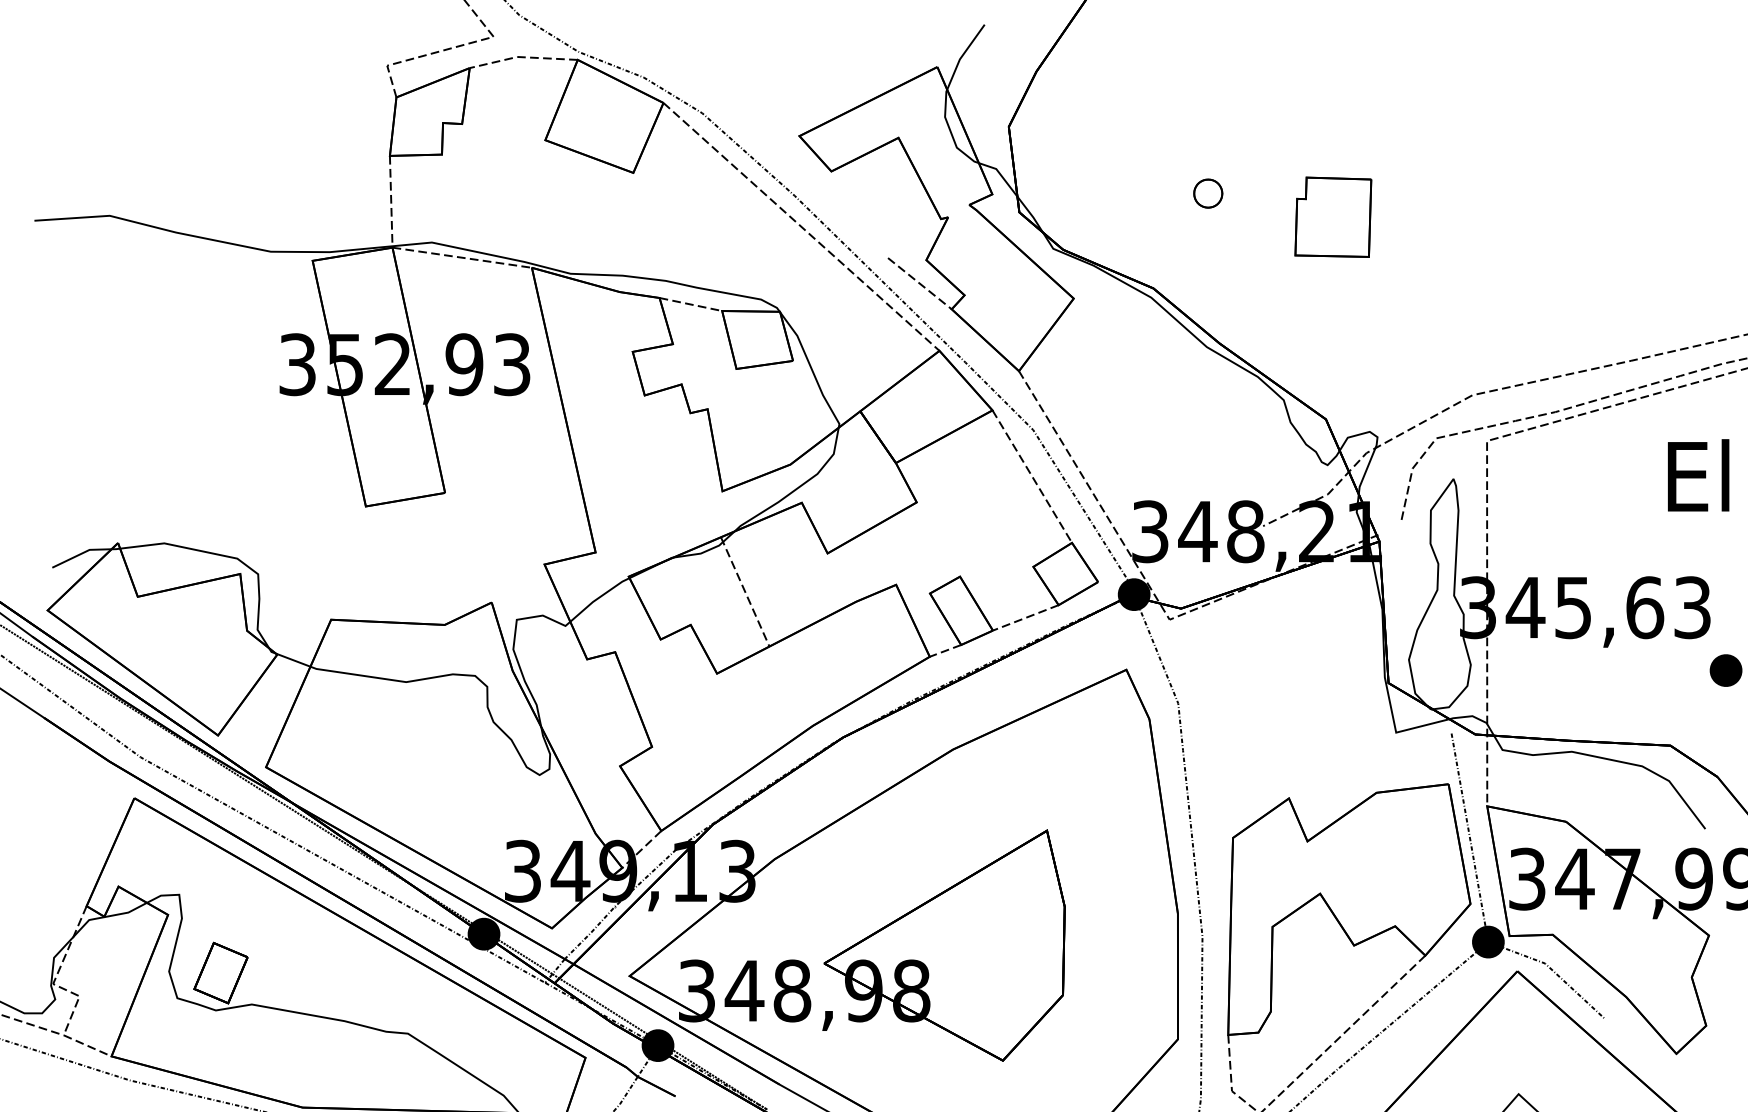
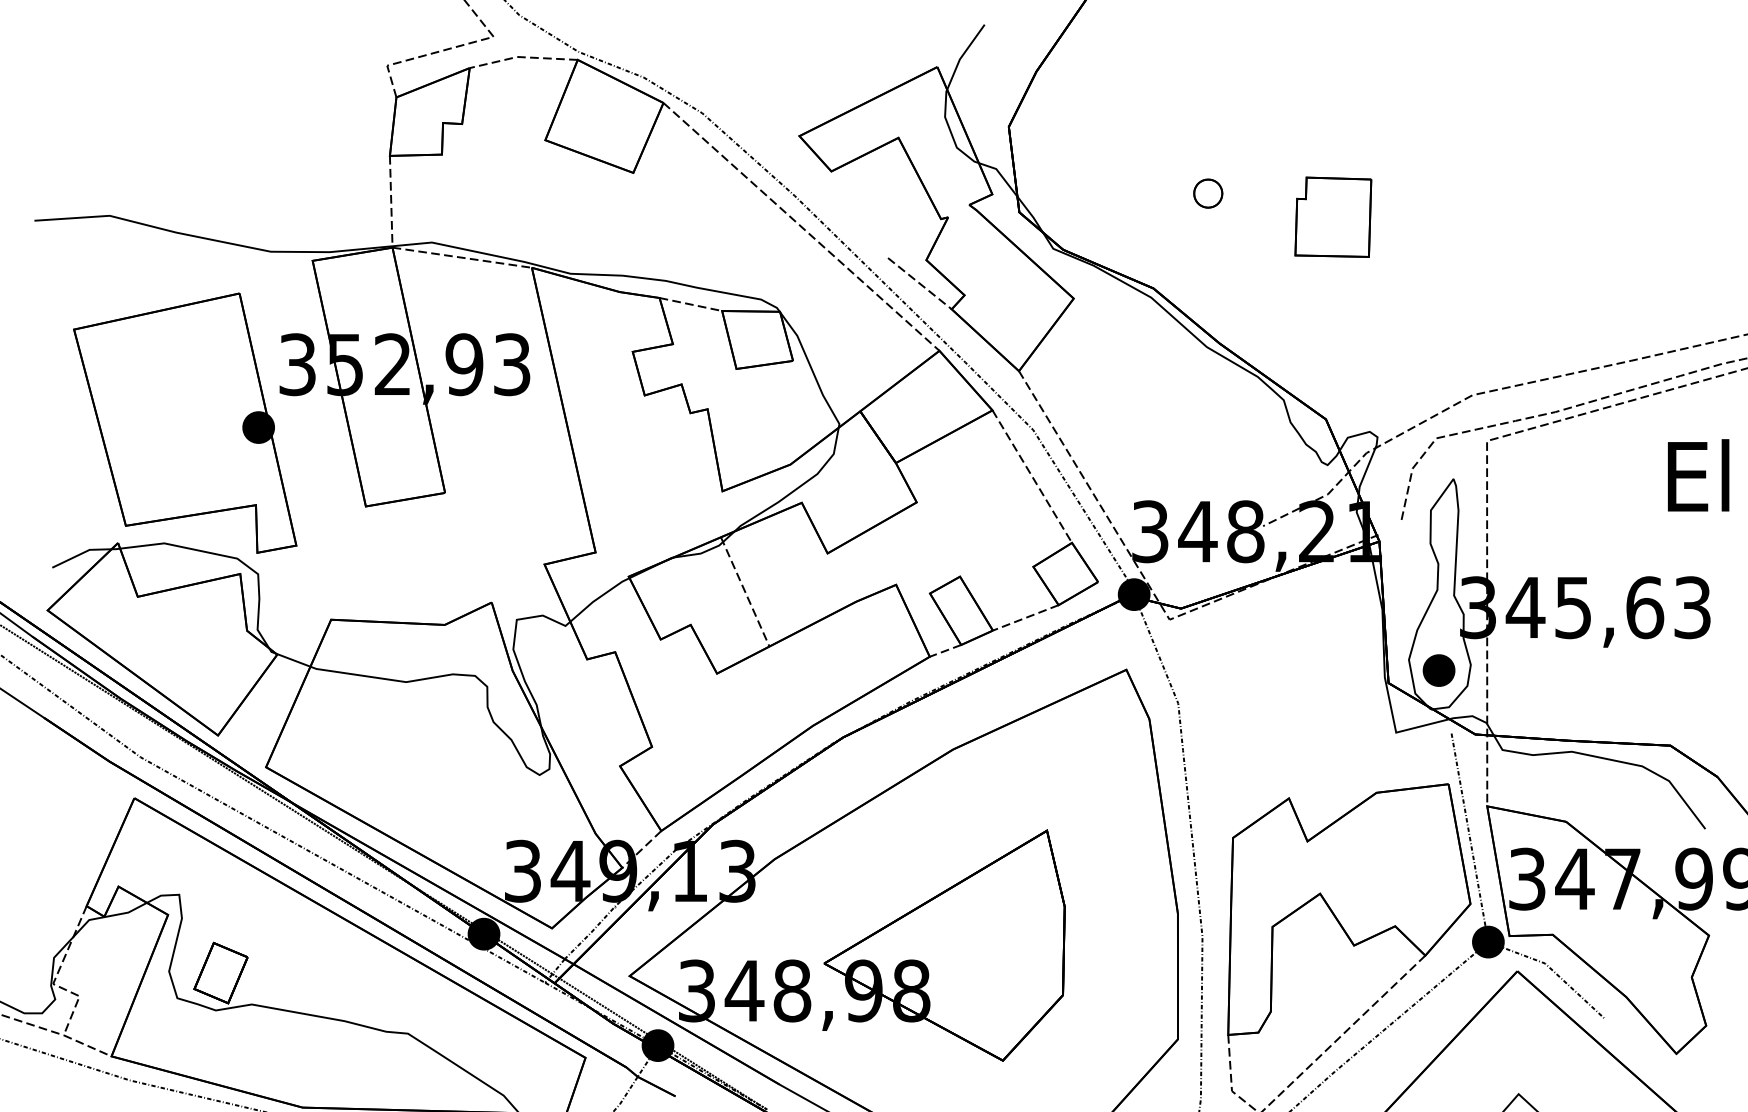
part: none -> present (185, 422)
part position: (1725, 670) -> (1438, 670) (1438, 670)
